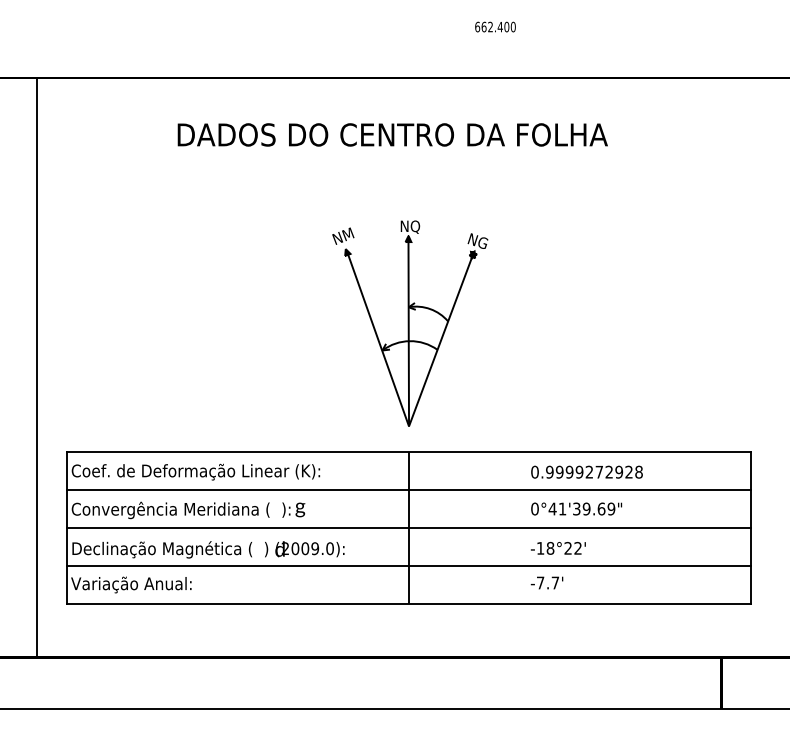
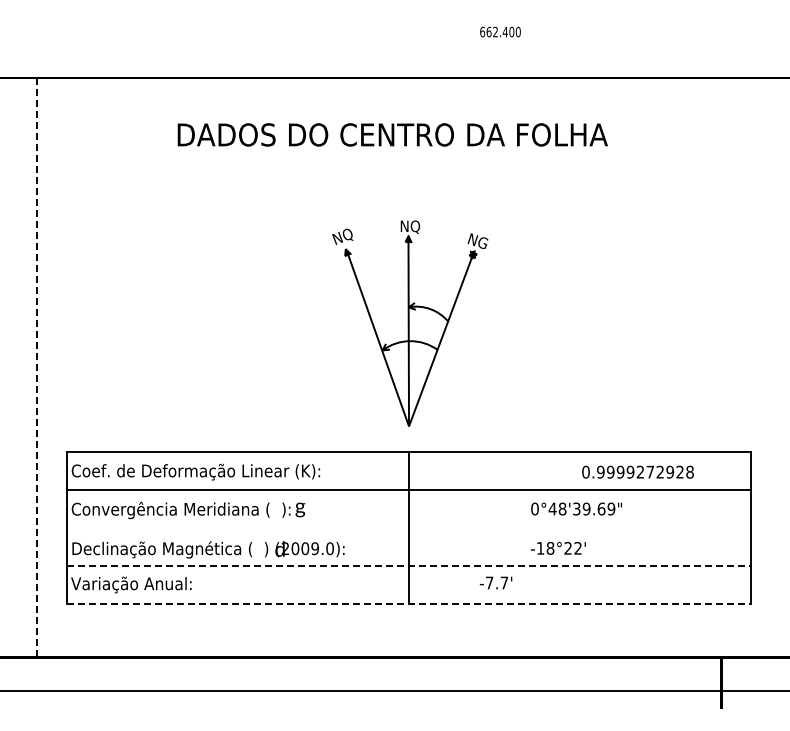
text position: (495, 26) -> (500, 31) (500, 31)
text: NM -> NQ (348, 234)
line: solid -> dashed (37, 367)
text position: (586, 471) -> (637, 471) (637, 471)
text: 0°41'39.69" -> 0°48'39.69" (562, 508)
line: present -> none (409, 528)
line: solid -> dashed (409, 565)
text position: (546, 582) -> (495, 582) (495, 582)
line: solid -> dashed (409, 603)
line position: (394, 709) -> (394, 691) (394, 691)
